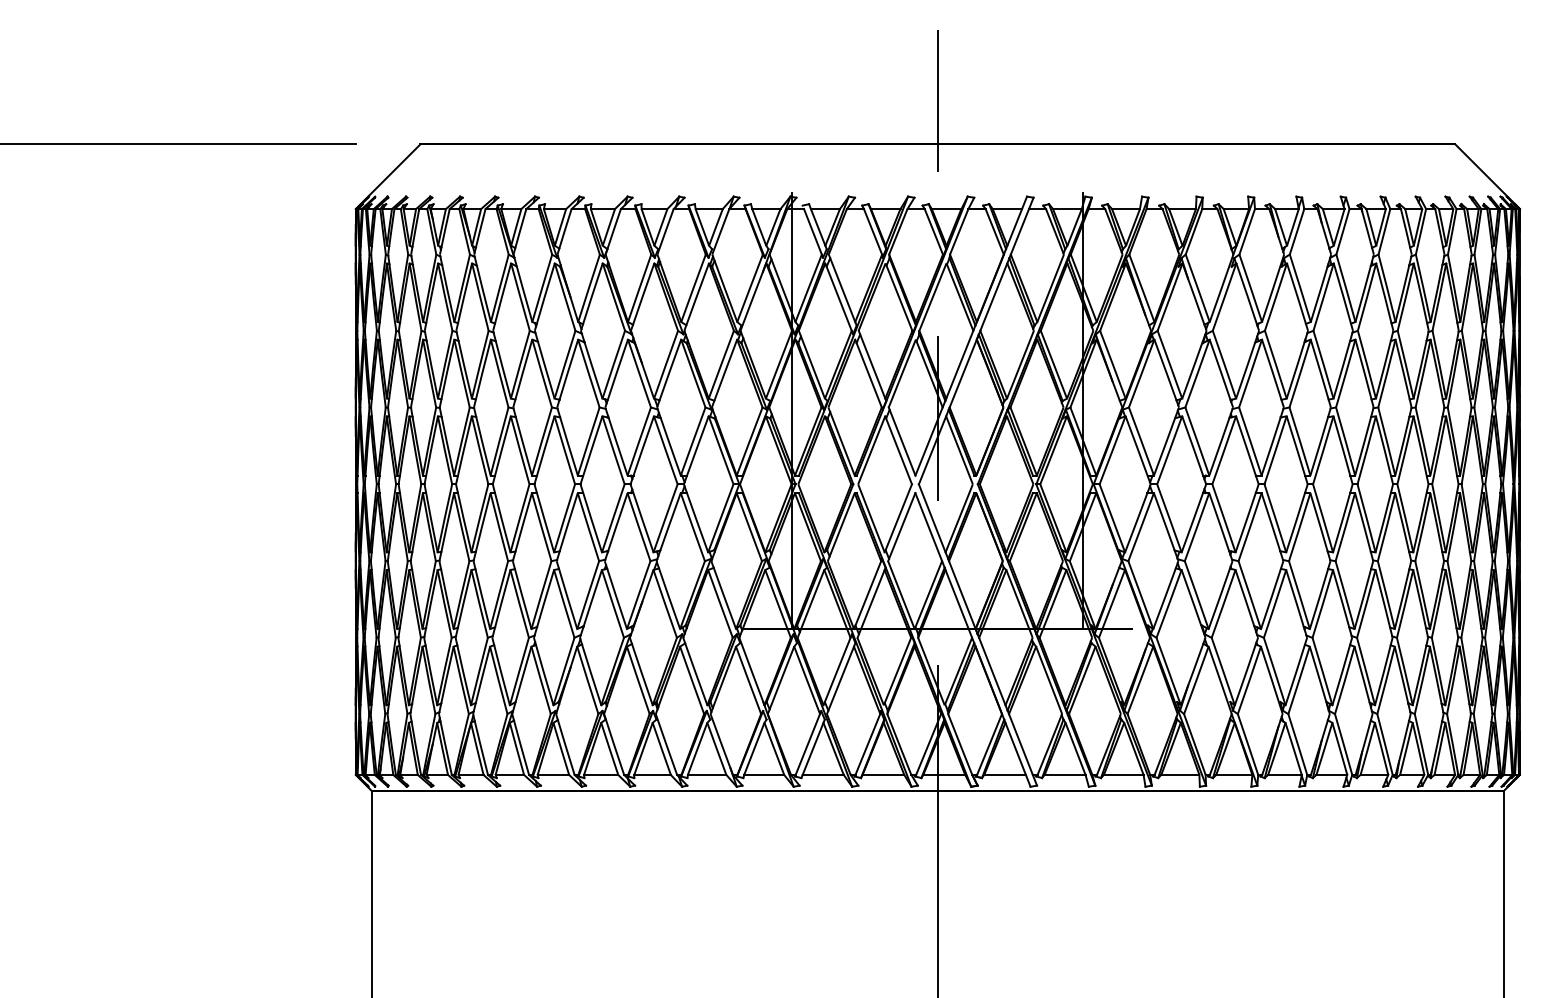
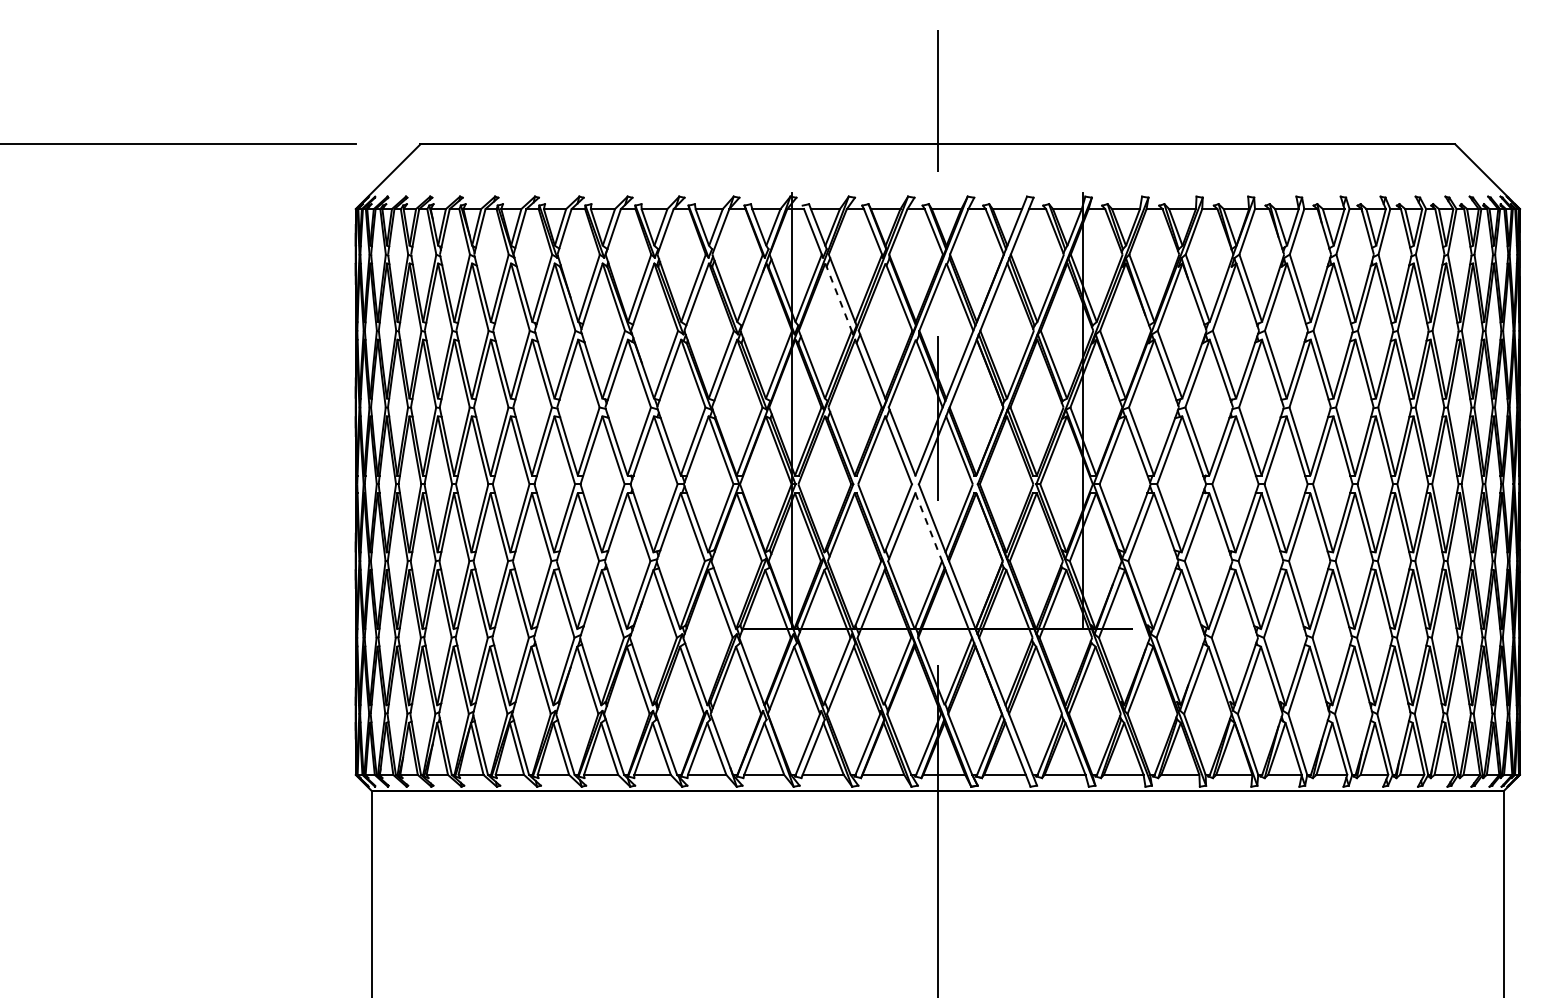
line: solid -> dashed (838, 297)
line: solid -> dashed (928, 527)
